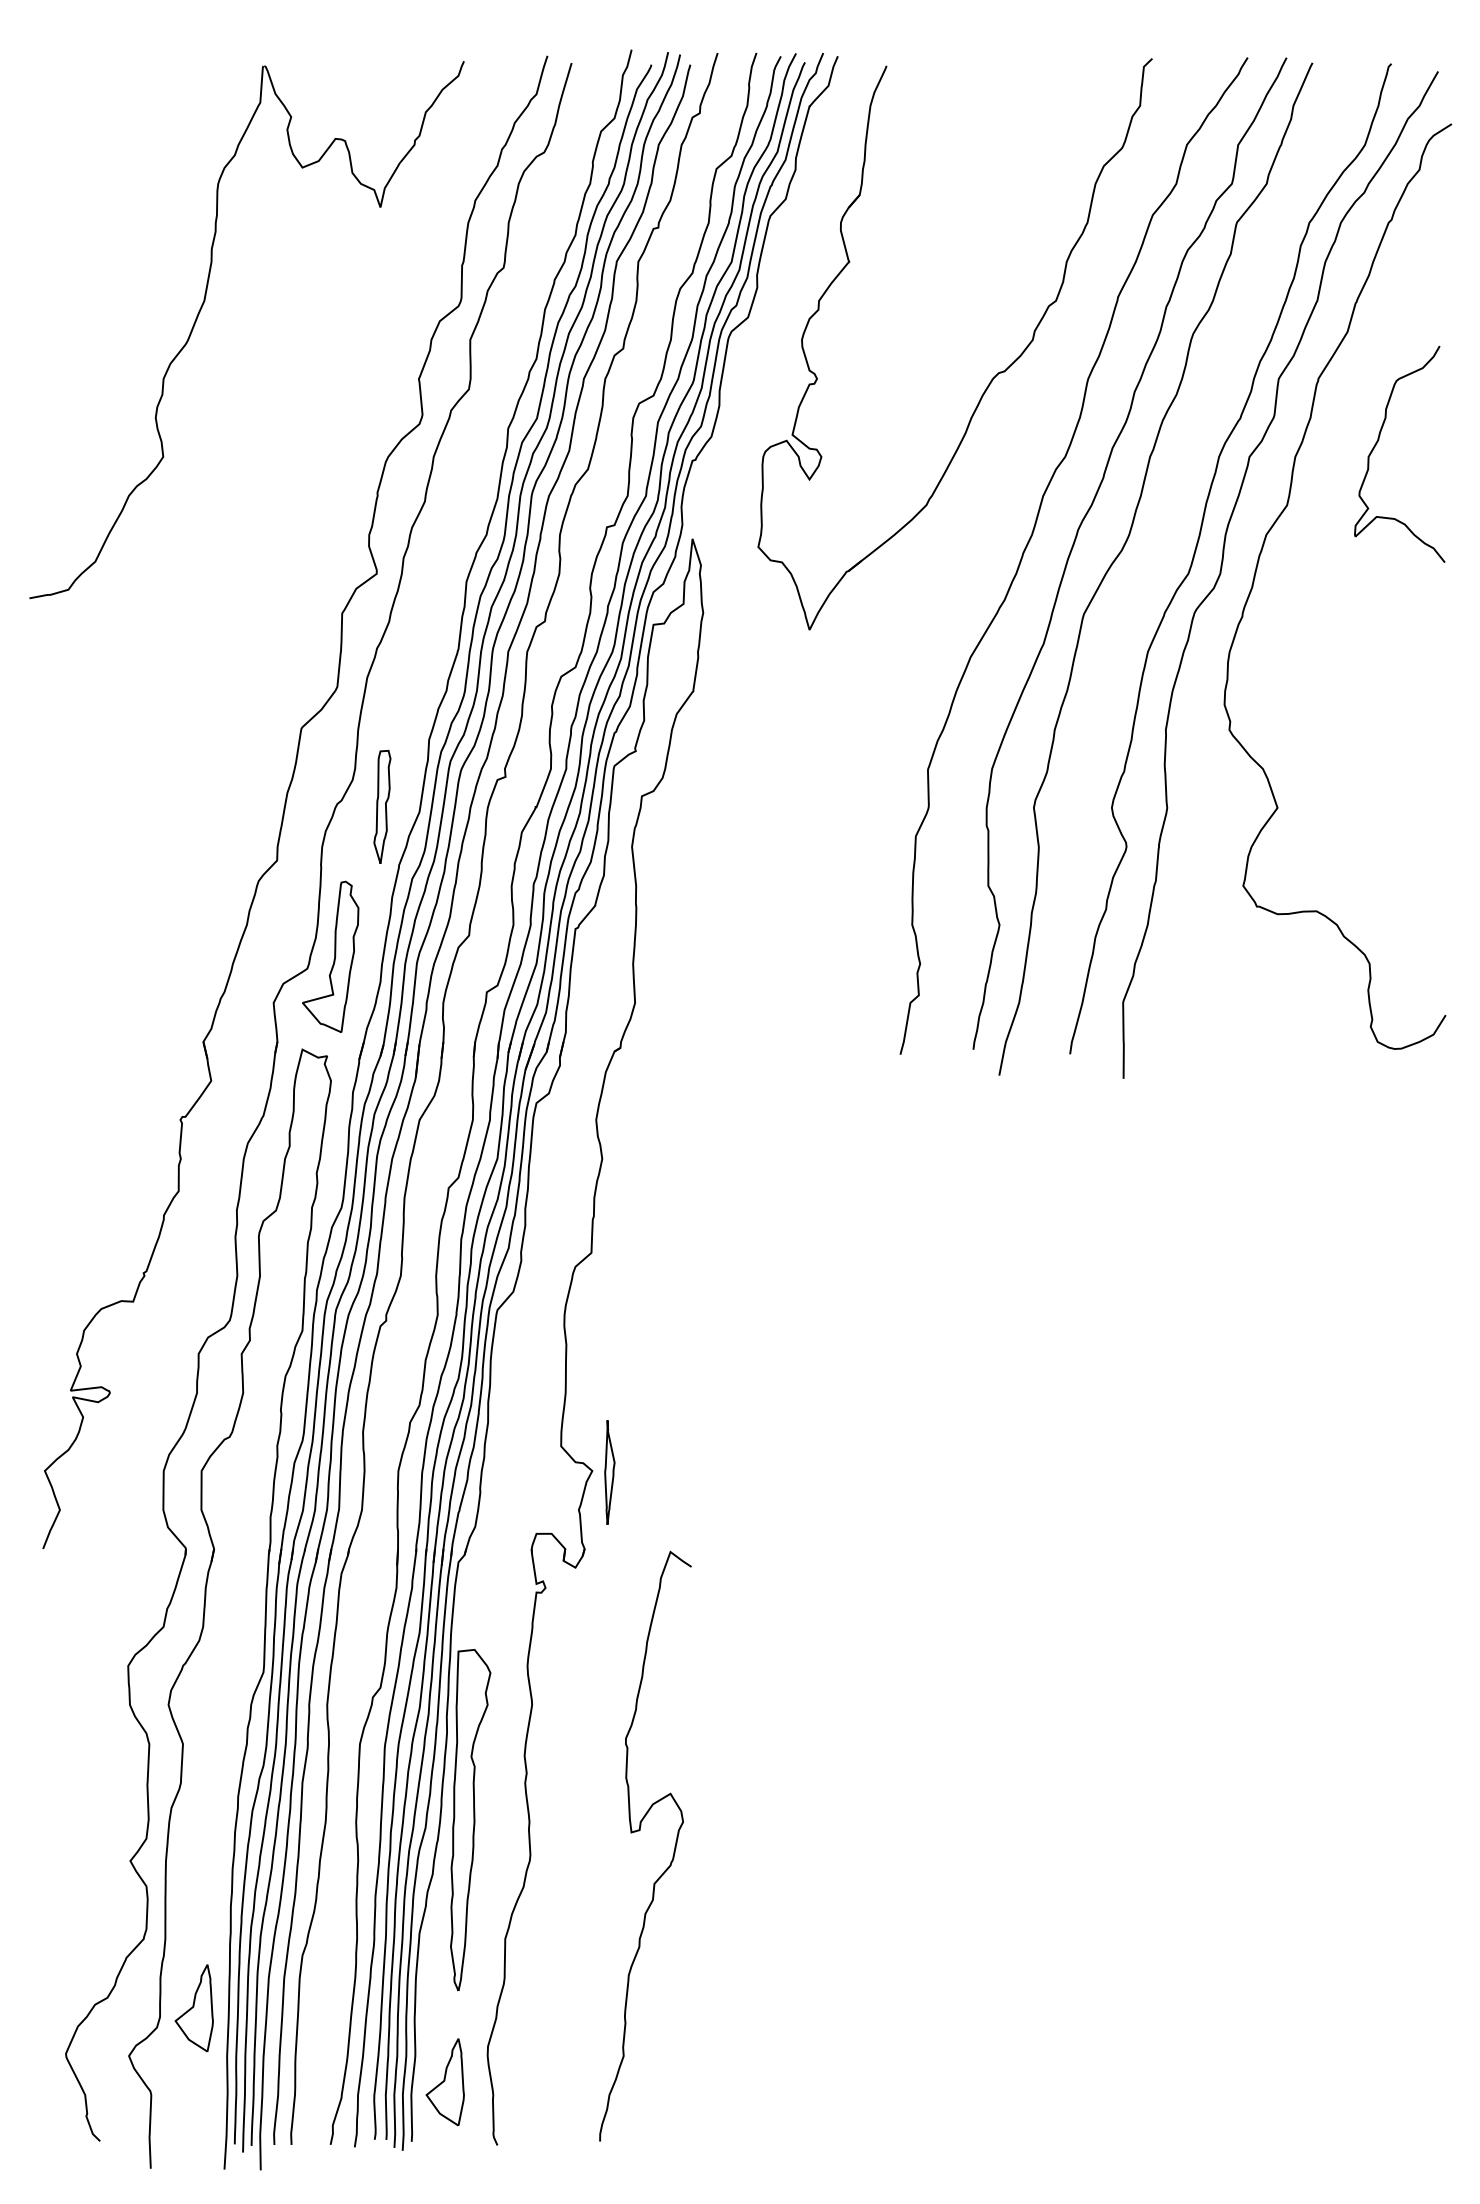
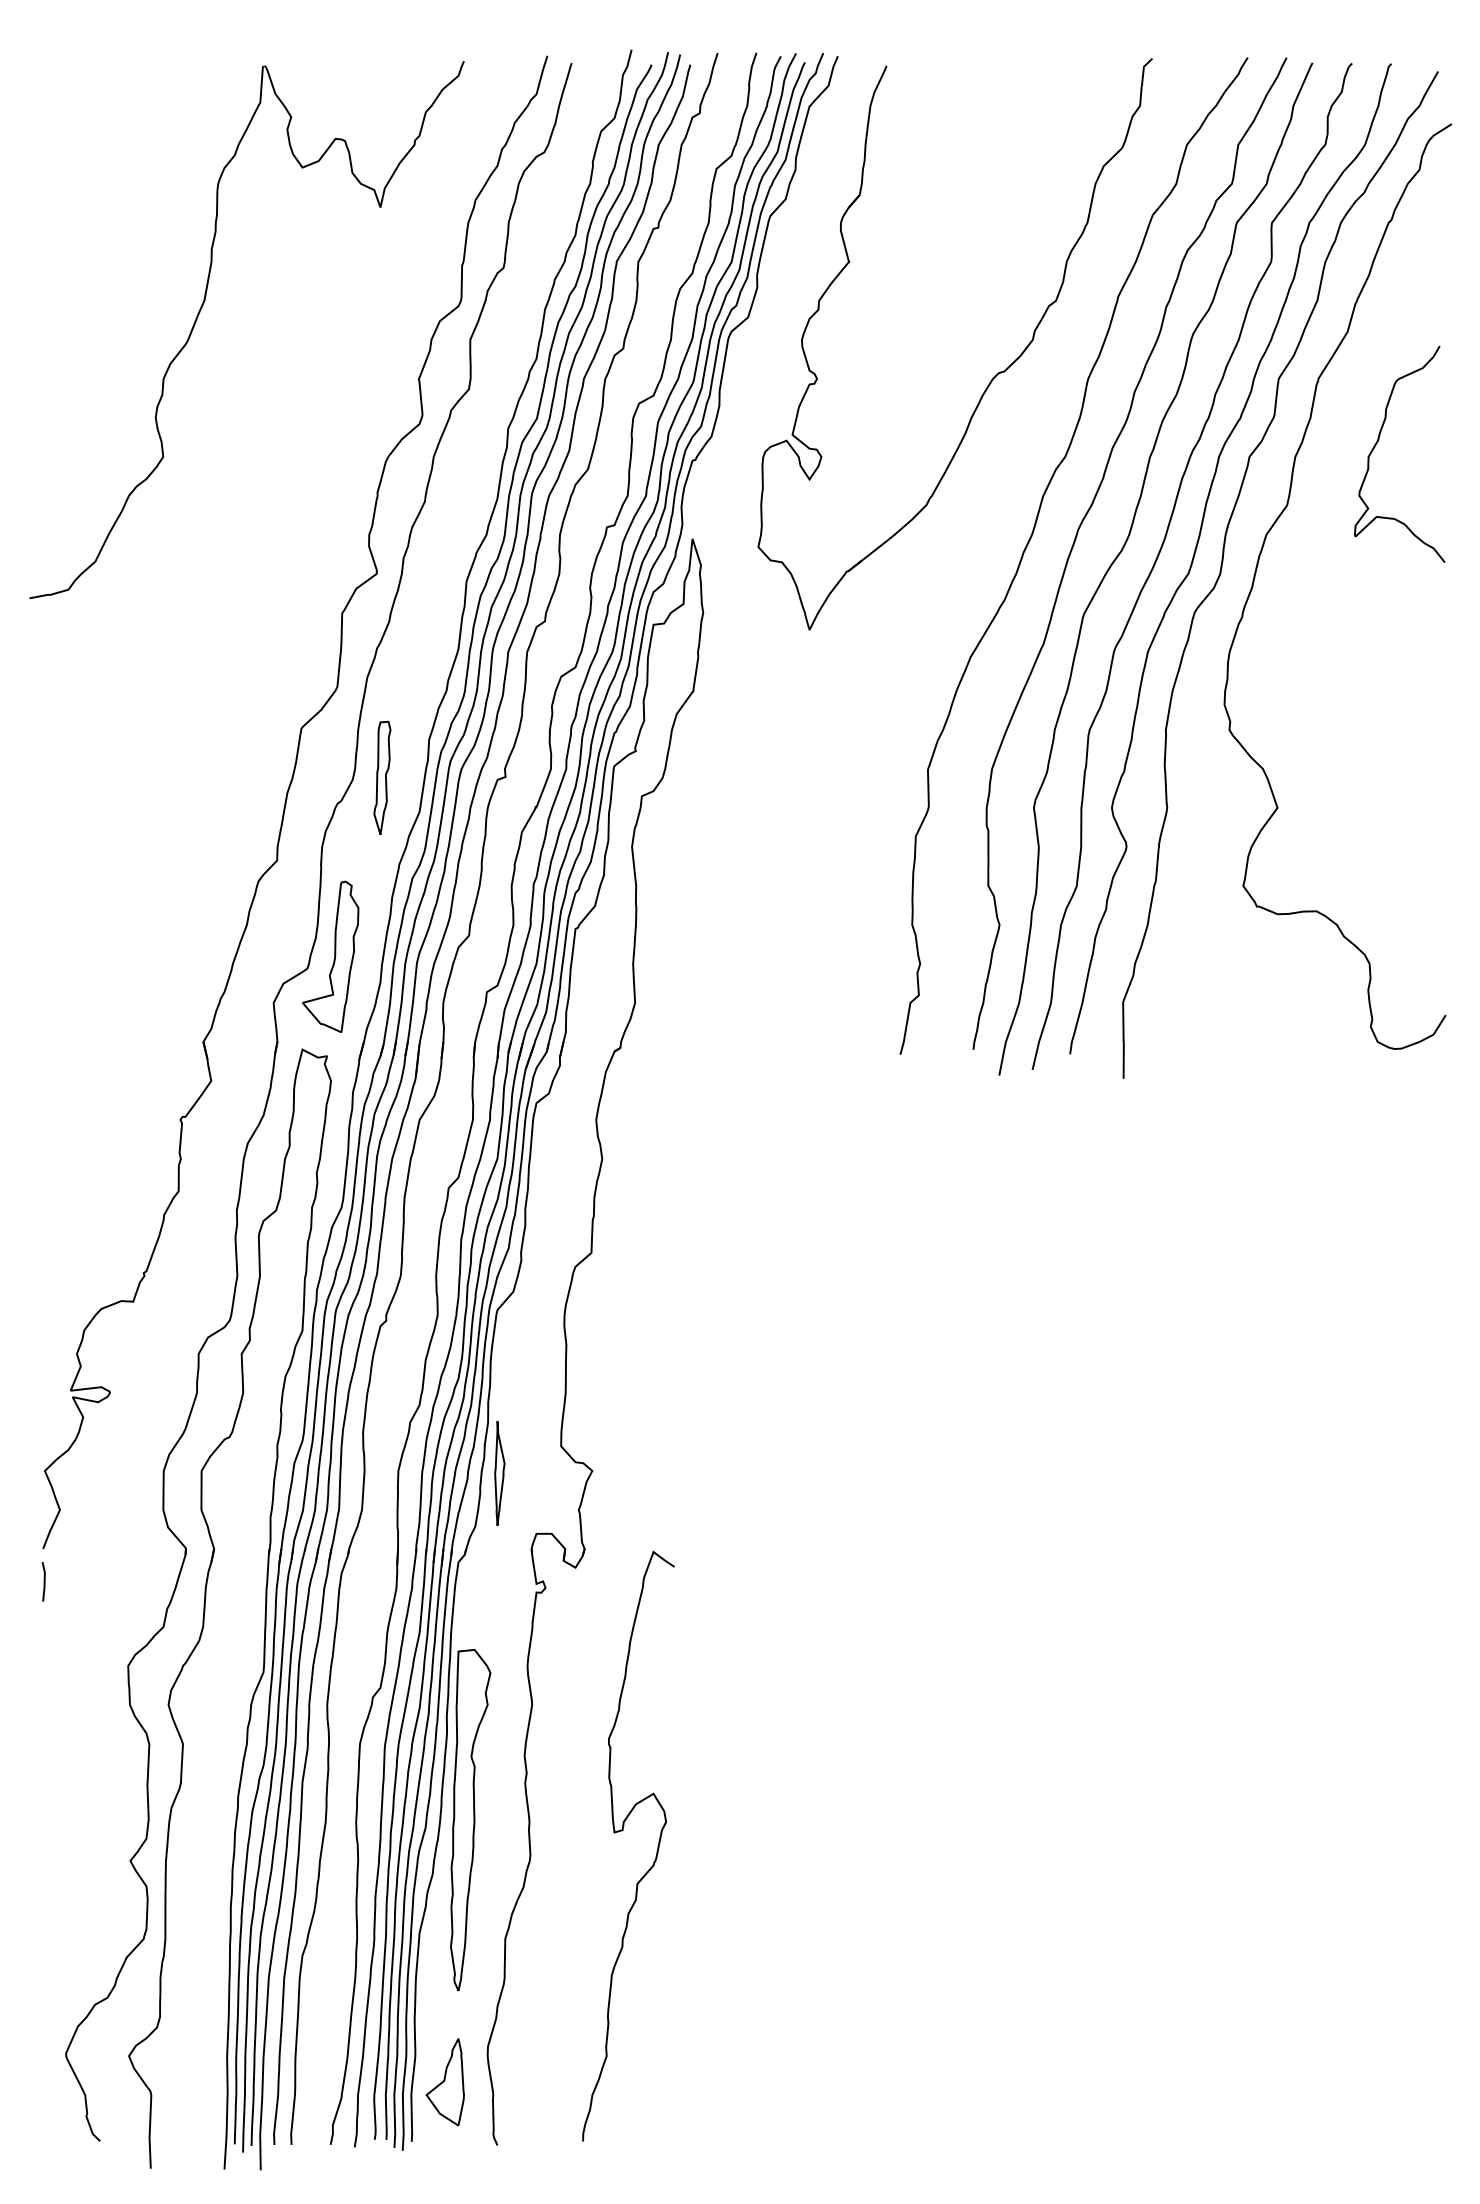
curve: none -> present (1159, 555)
part position: (382, 806) -> (382, 777) (382, 777)
part position: (609, 1472) -> (499, 1473) (499, 1473)
line: none -> present (43, 1581)
curve position: (639, 1831) -> (622, 1831) (622, 1831)
part: present -> none (193, 2008)
